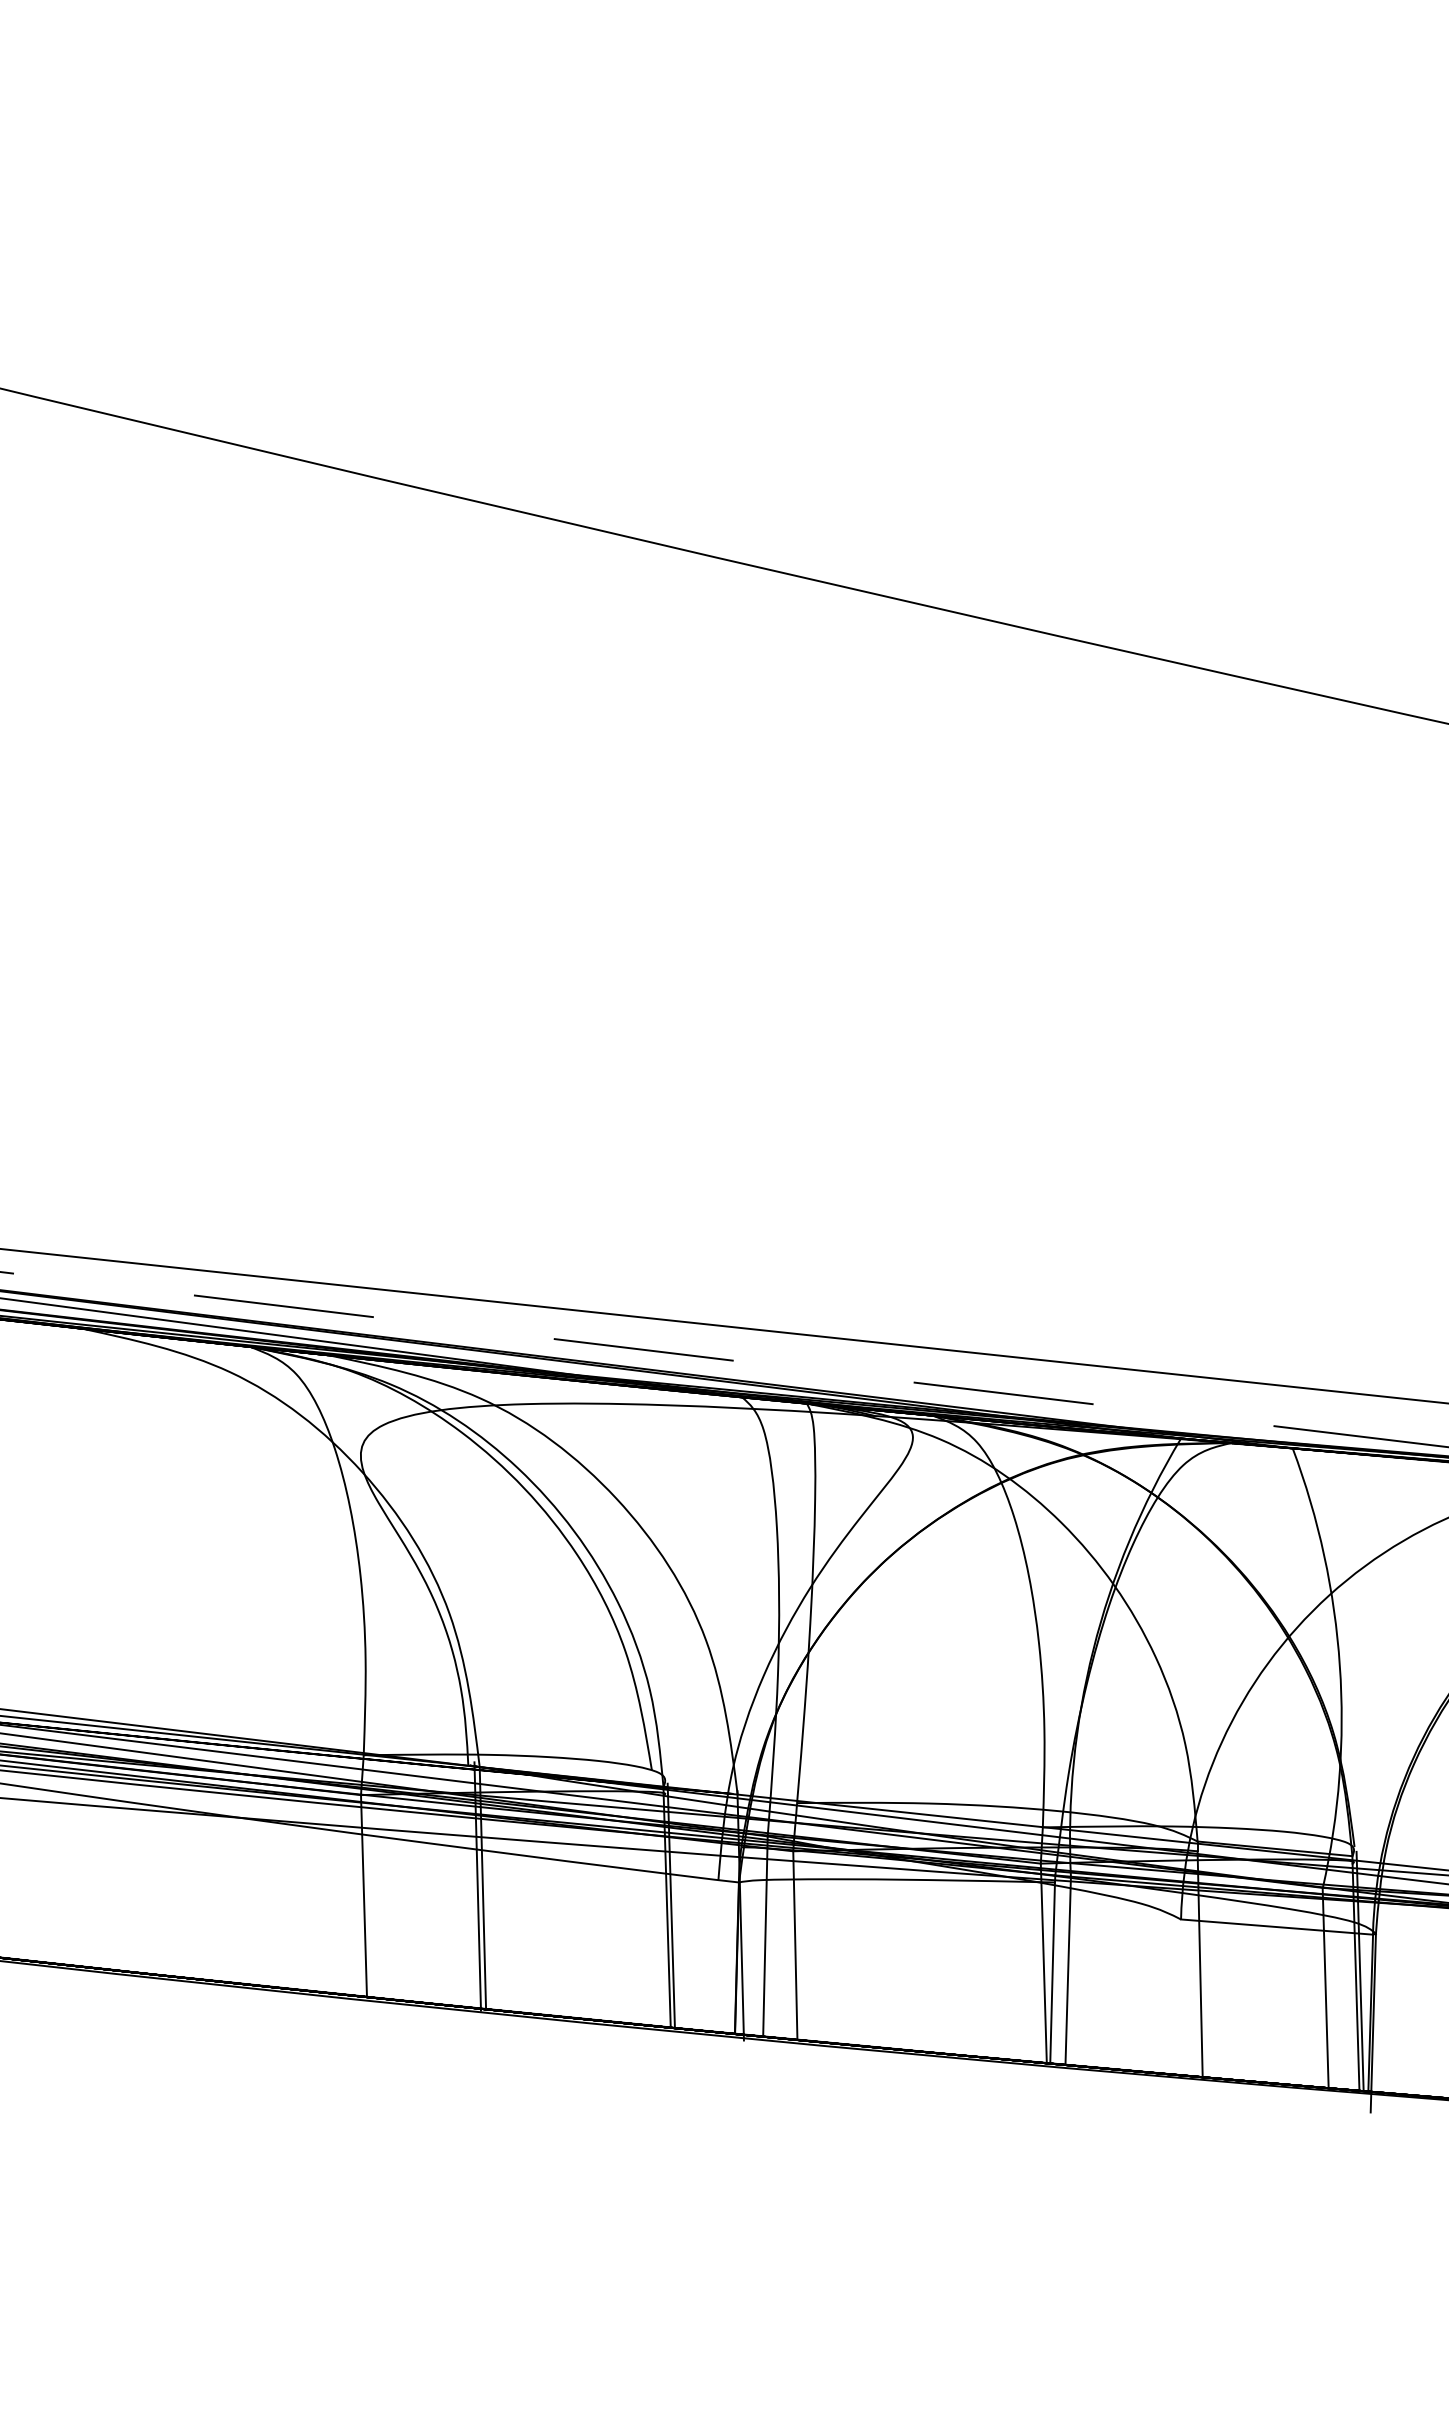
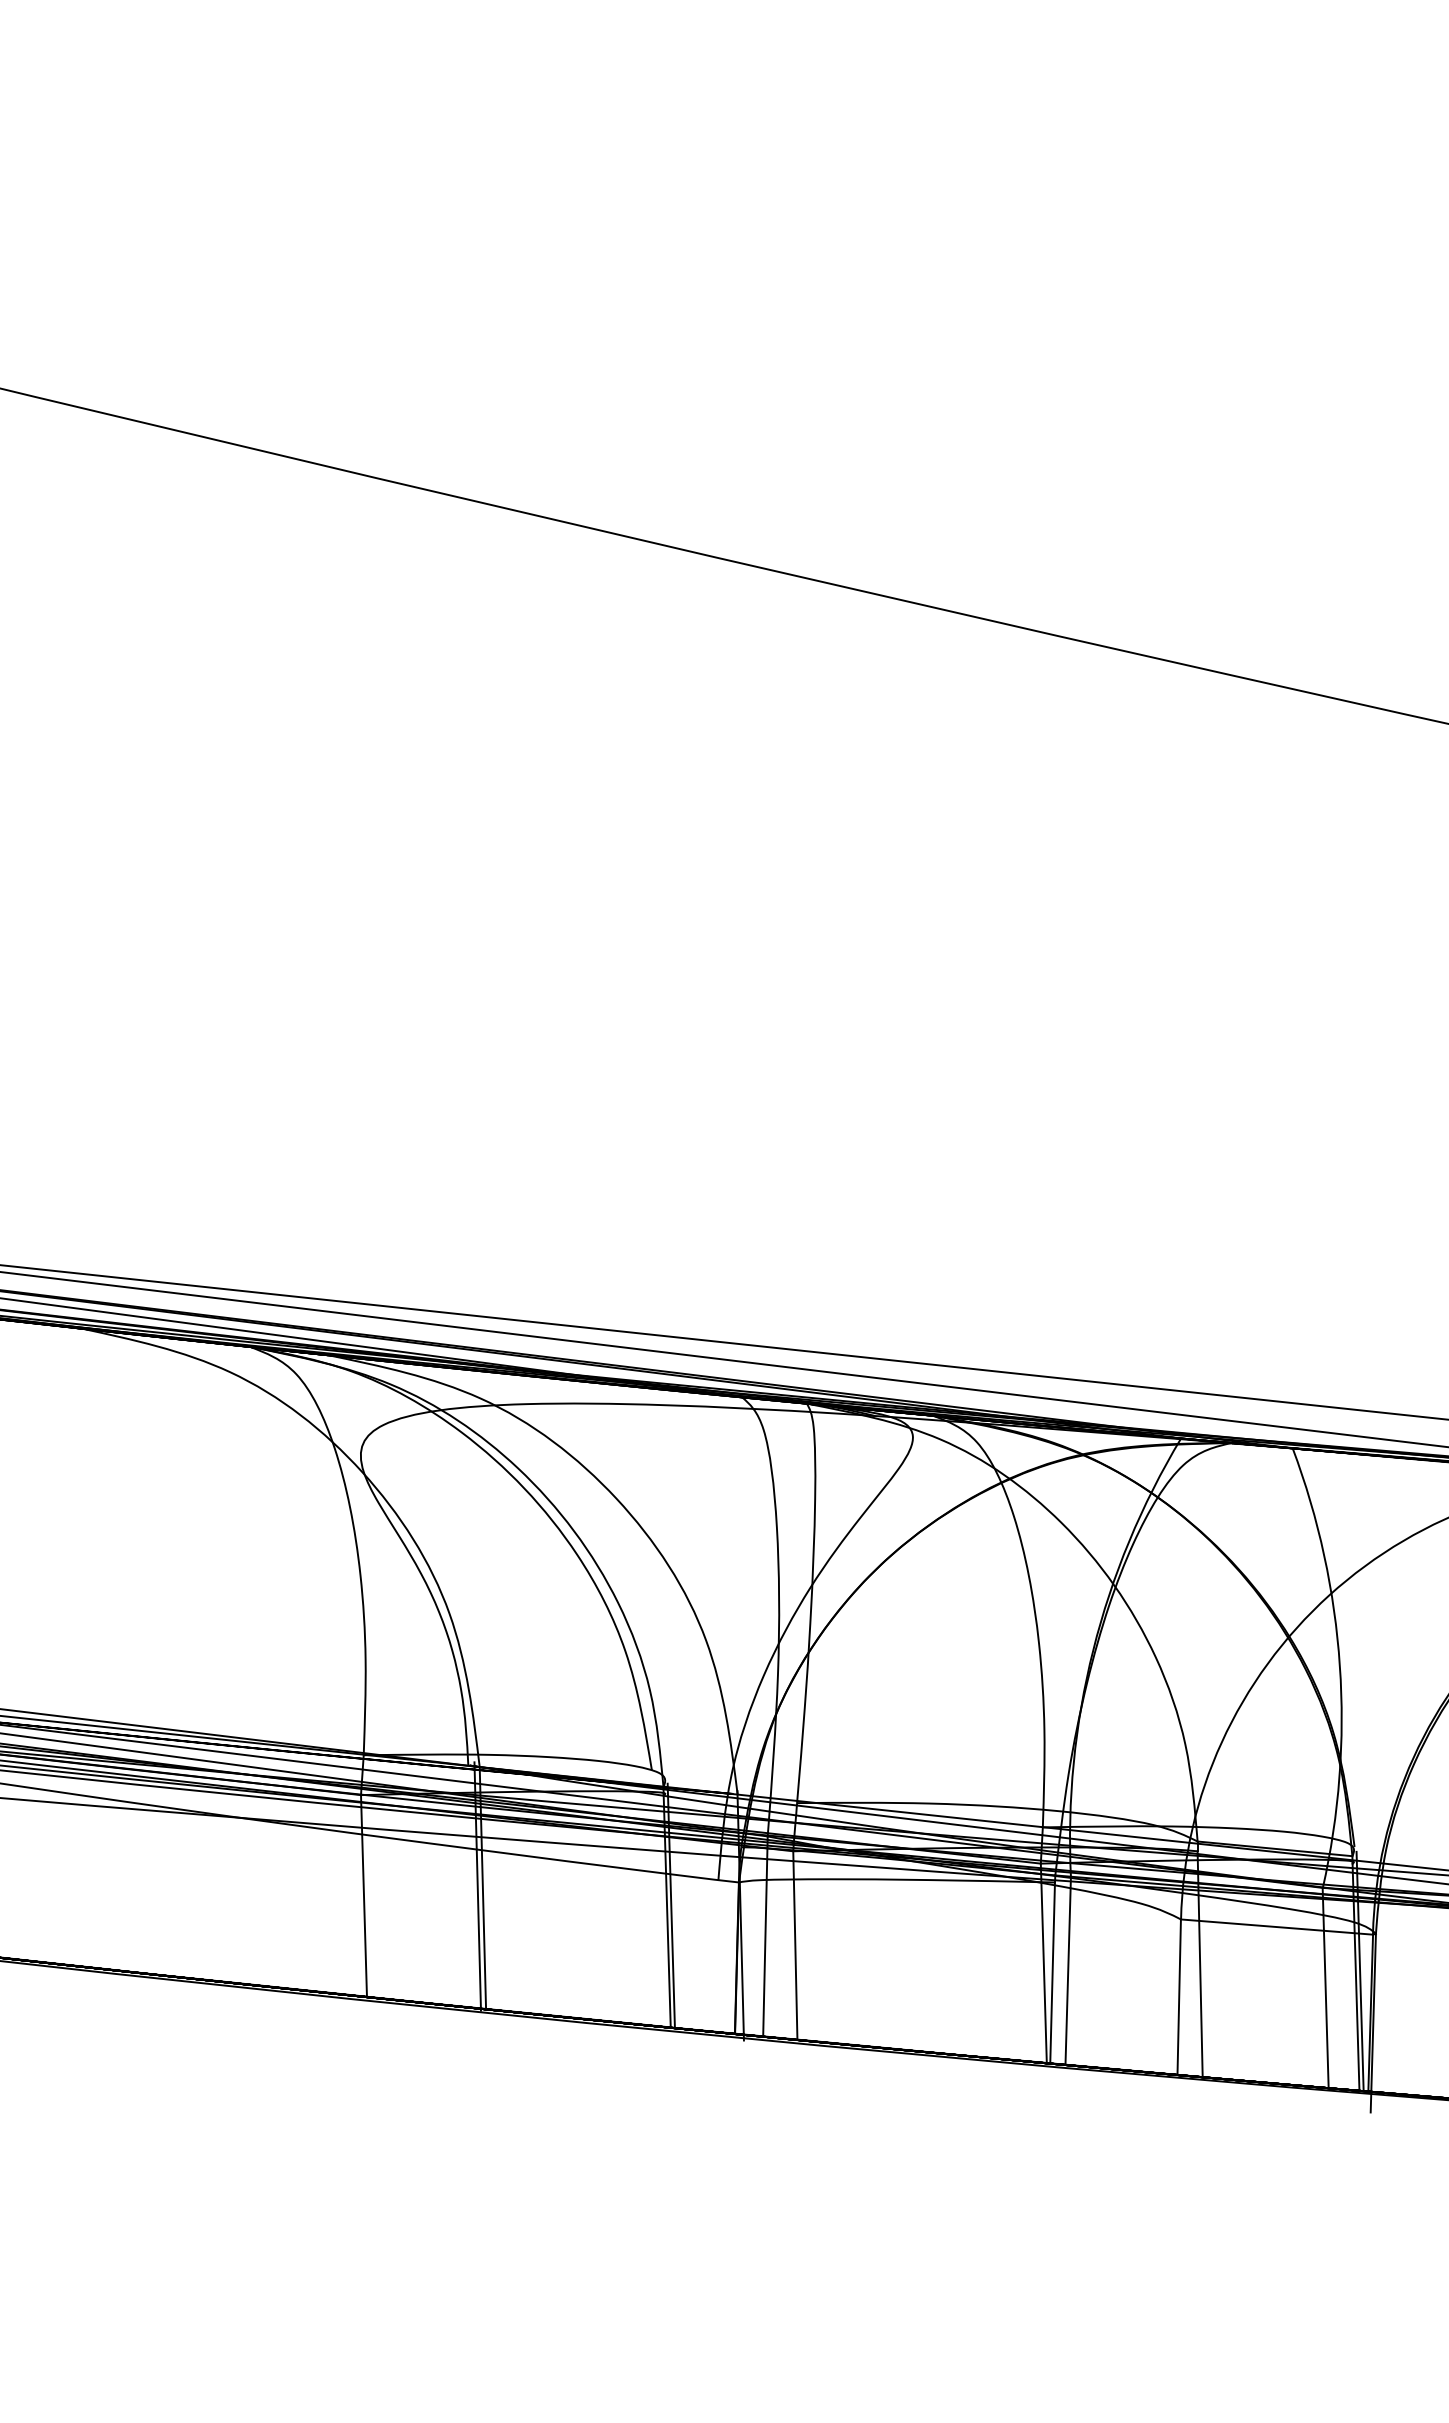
line position: (723, 1326) -> (723, 1342) (723, 1342)
line: dashed -> solid (724, 1359)
line: none -> present (1178, 1996)
